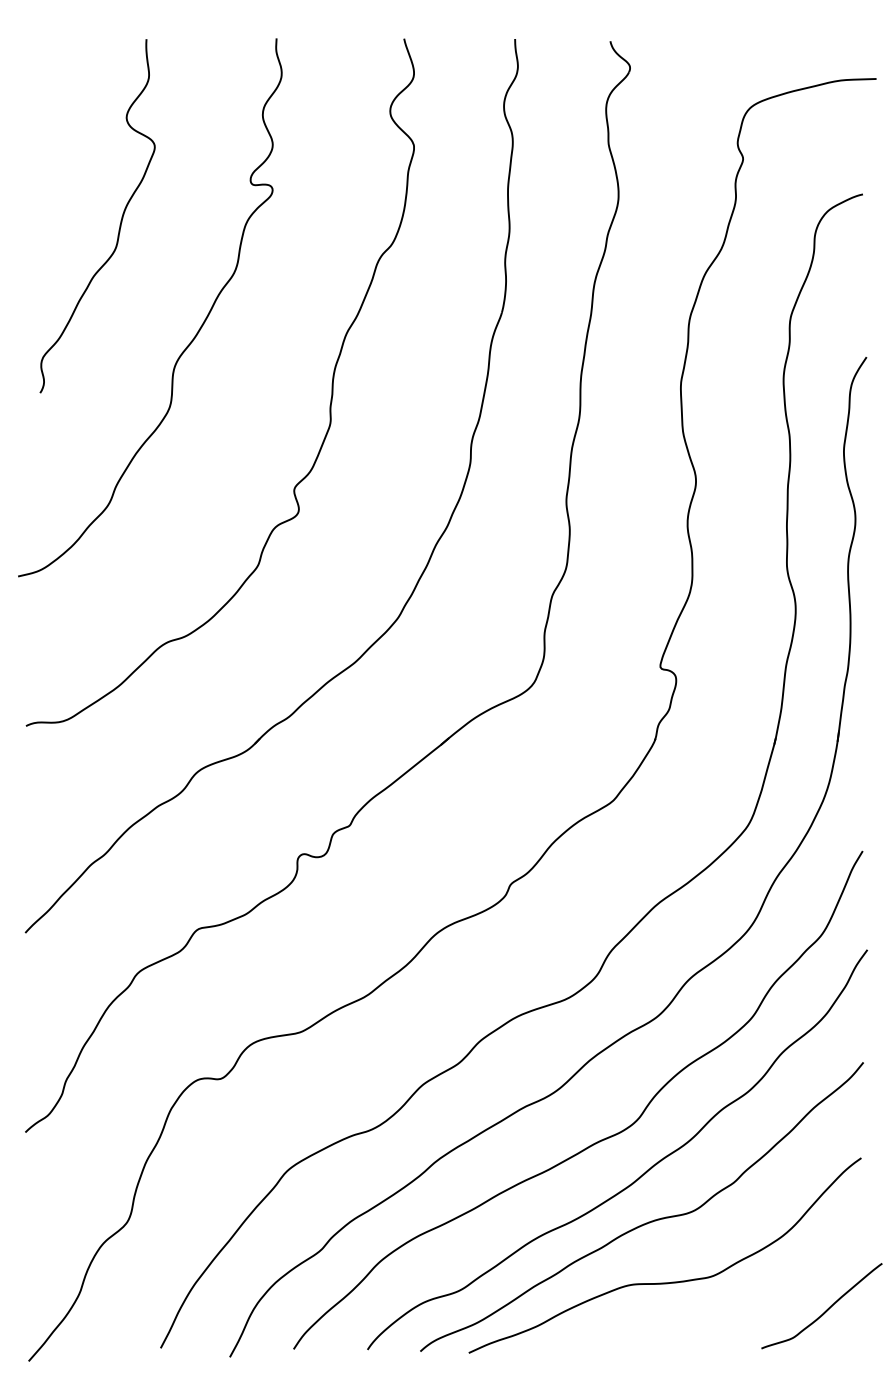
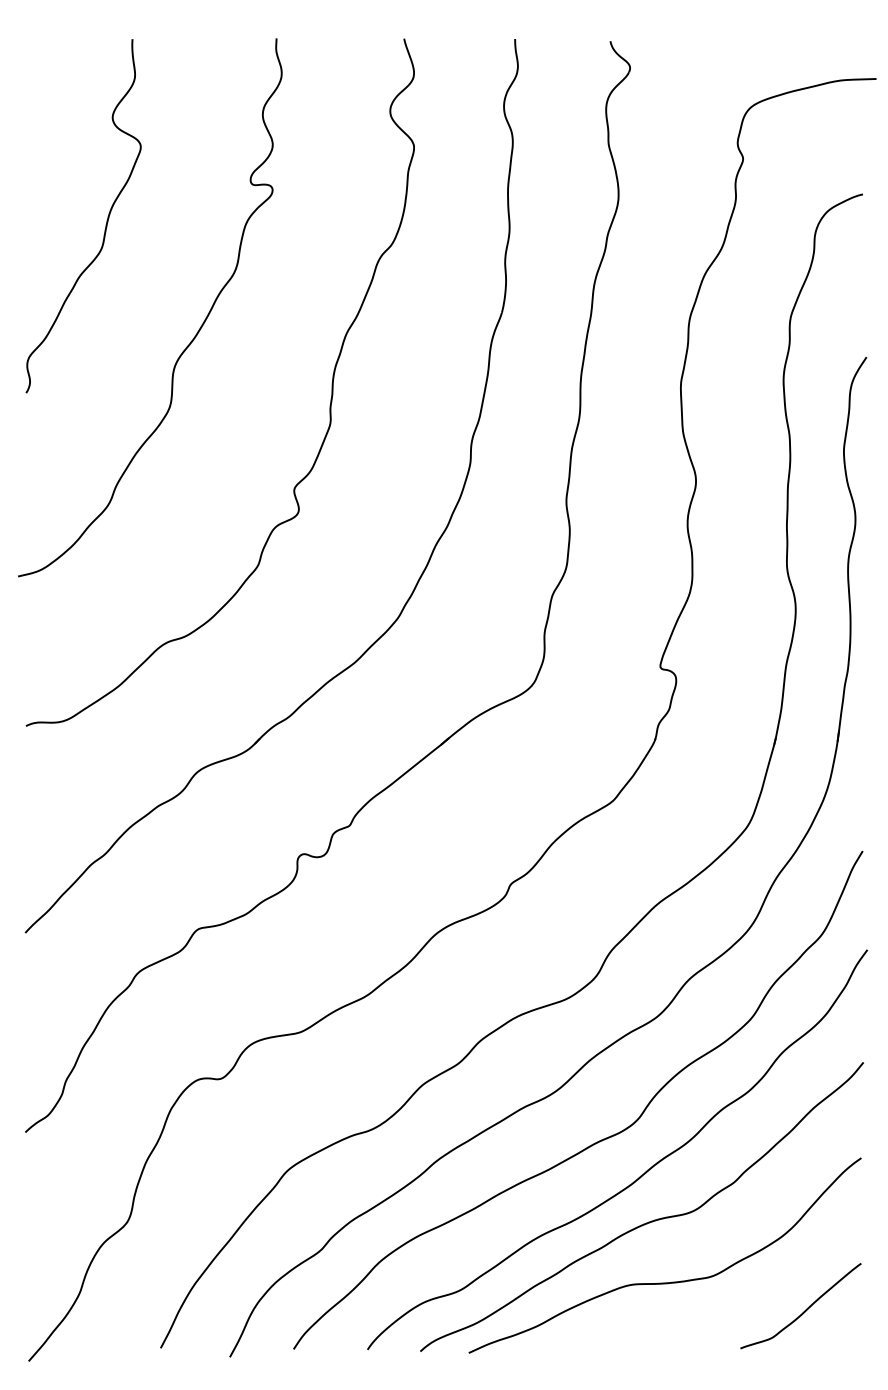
curve position: (120, 220) -> (106, 220) (106, 220)
curve position: (825, 1310) -> (804, 1310) (804, 1310)
